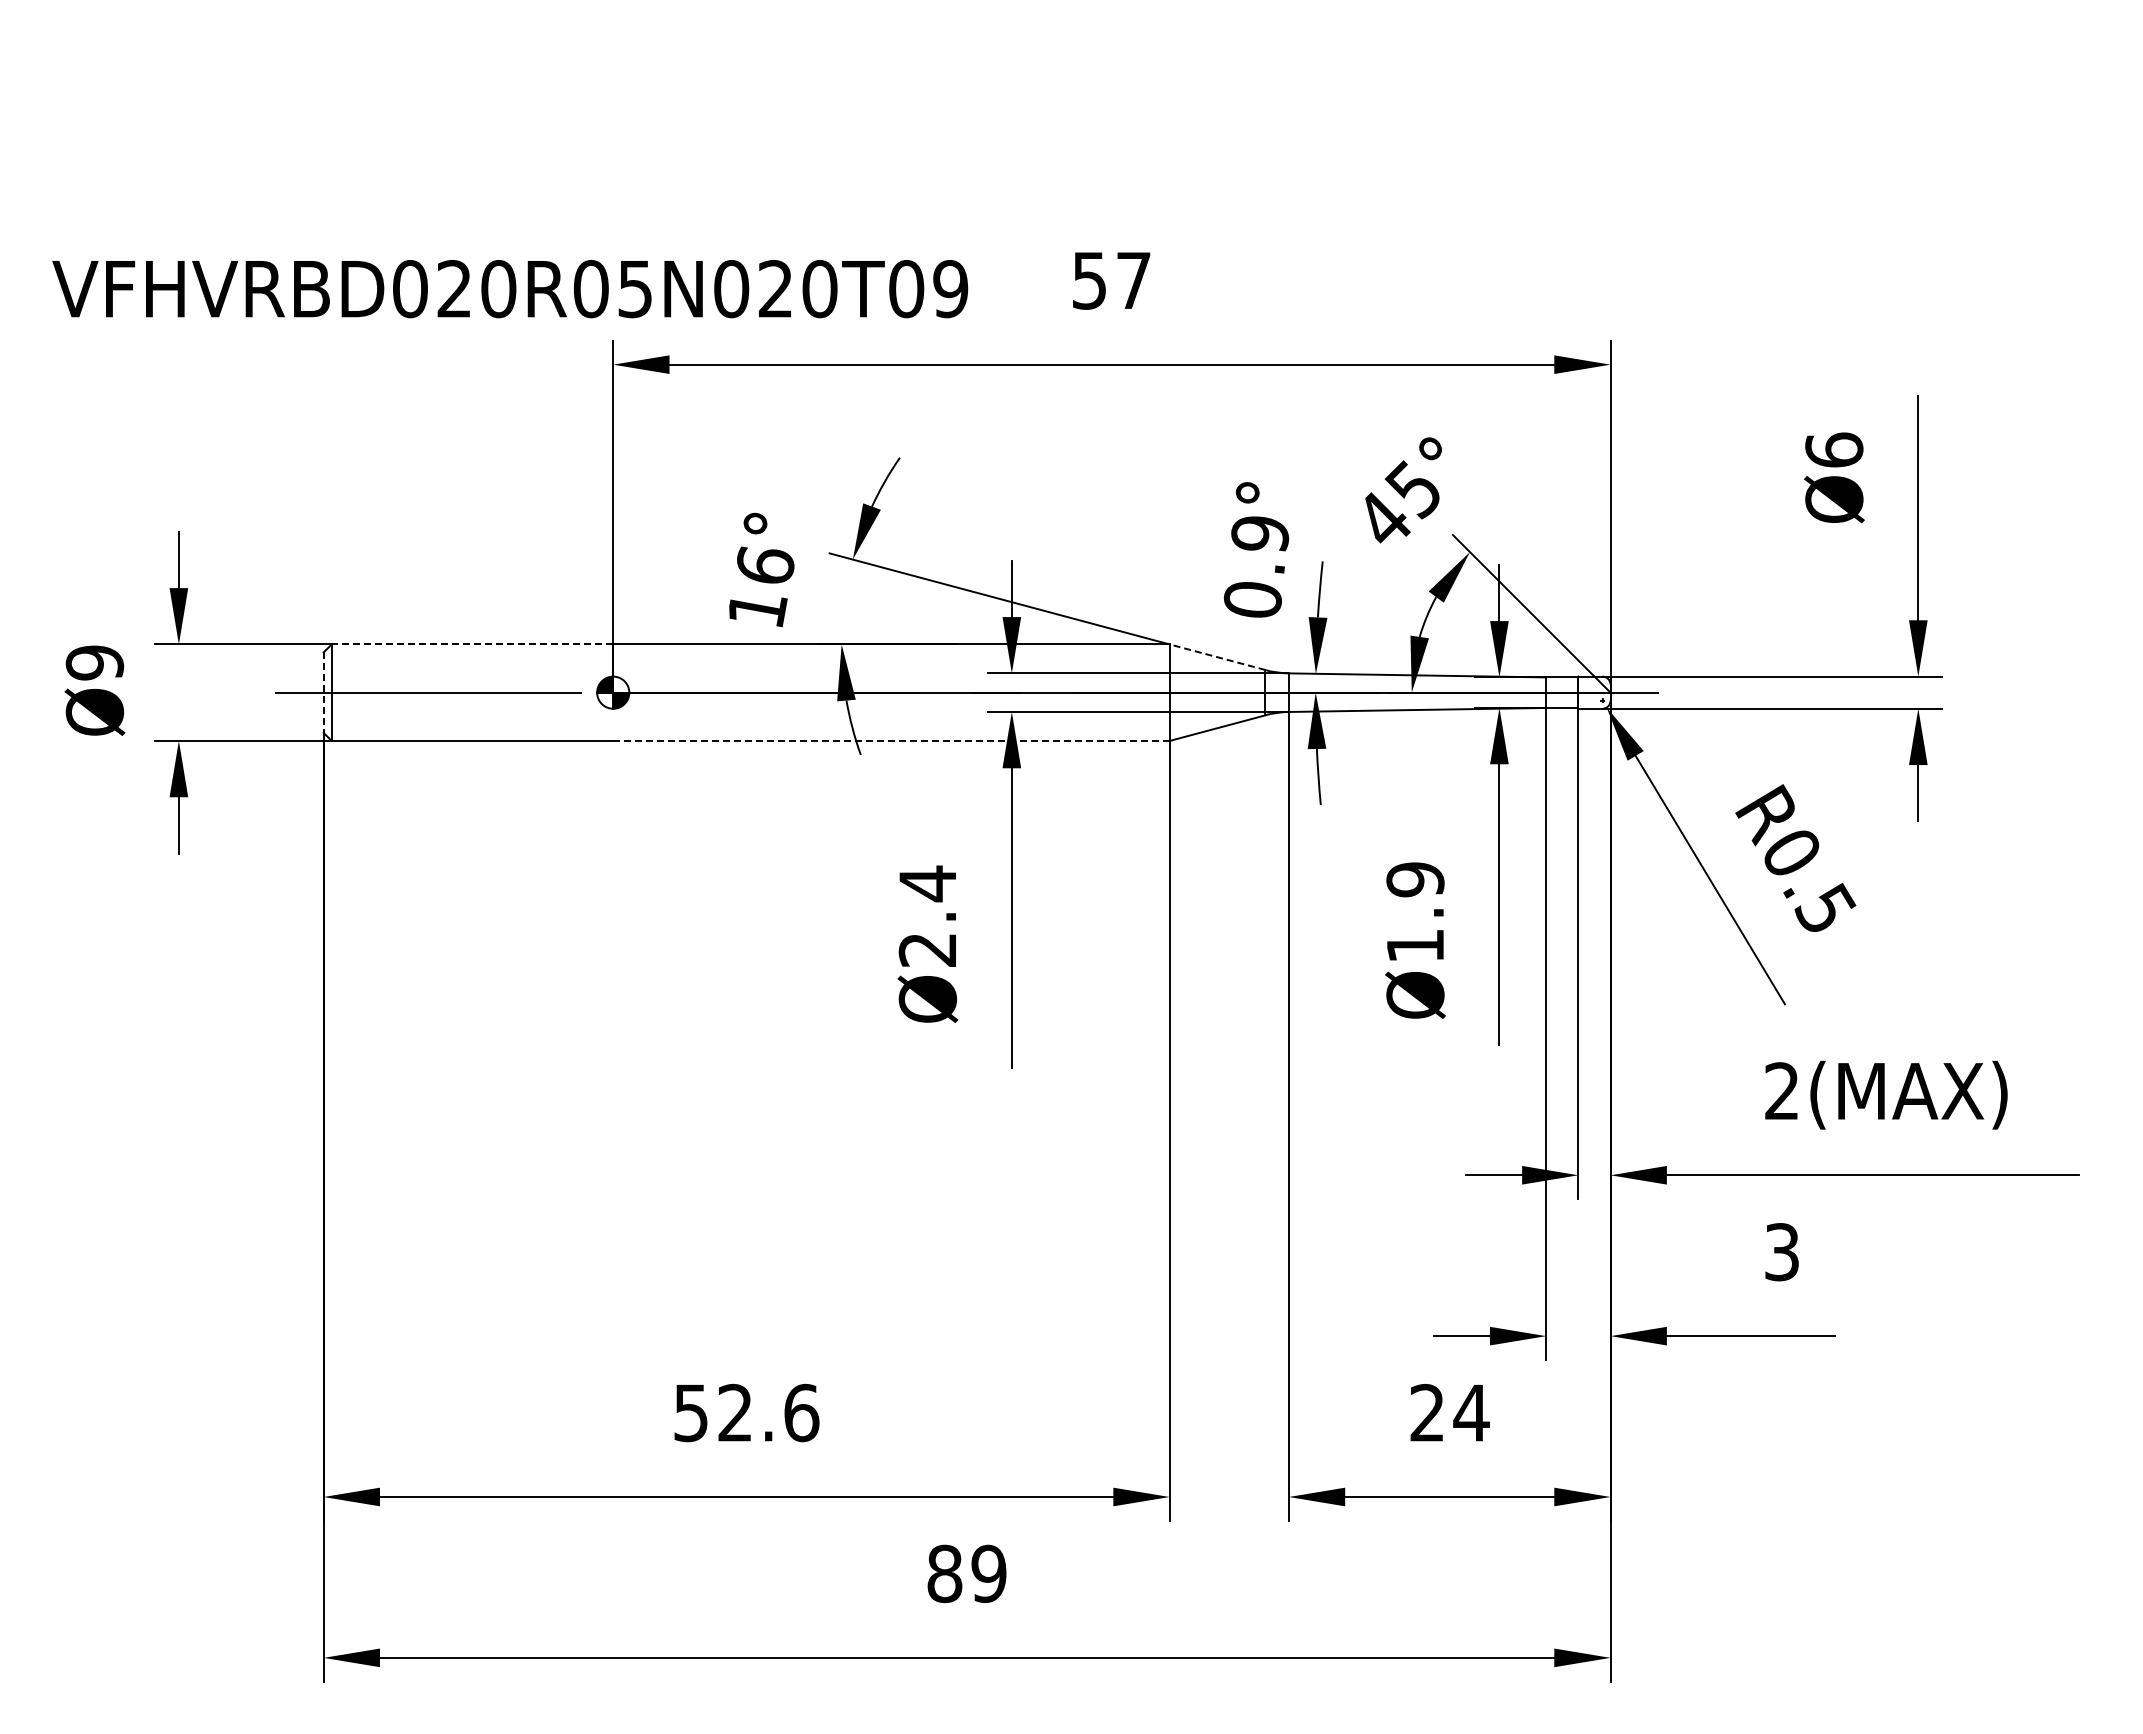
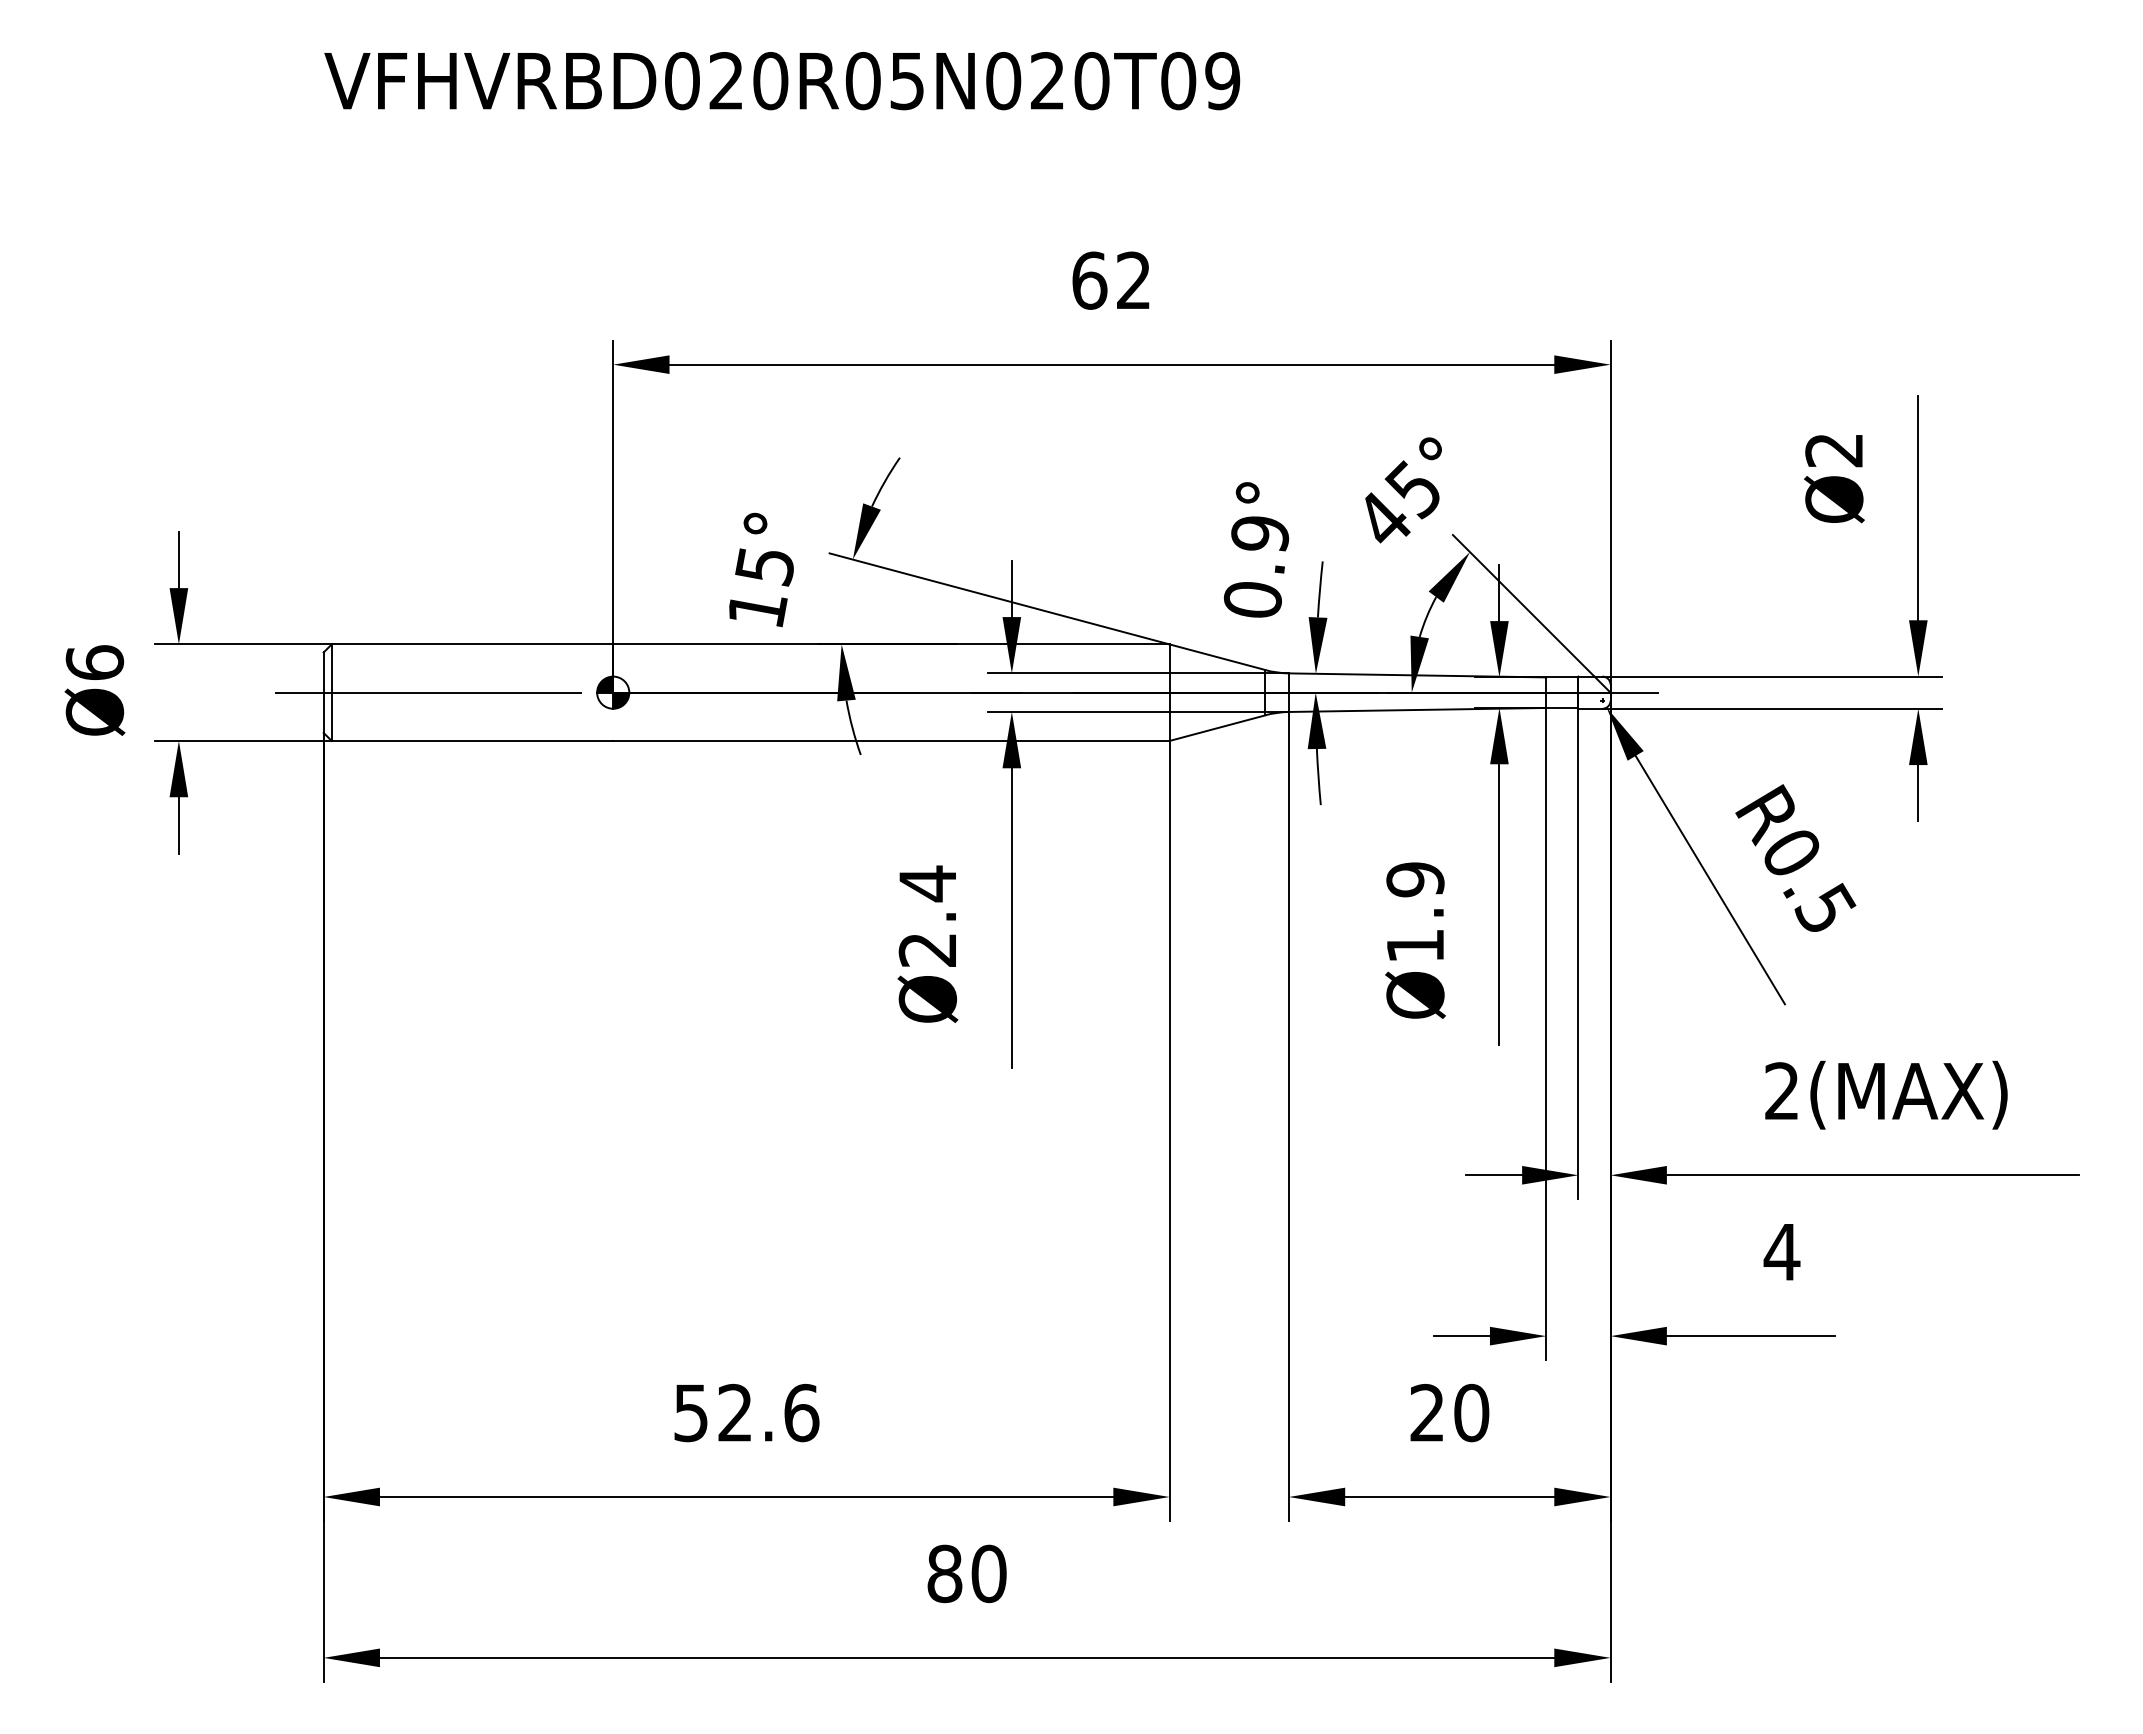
text: 57 -> 62 (1111, 280)
text position: (510, 289) -> (782, 81) (782, 81)
text: Ø6 -> Ø2 (1834, 449)
text: 16° -> 15° (764, 566)
line: dashed -> solid (472, 644)
line: dashed -> solid (1217, 657)
text: Ø9 -> Ø6 (94, 662)
line: dashed -> solid (323, 693)
line: dashed -> solid (891, 740)
text: 3 -> 4 (1781, 1252)
text: 24 -> 20 (1471, 1412)
text: 89 -> 80 (988, 1573)
